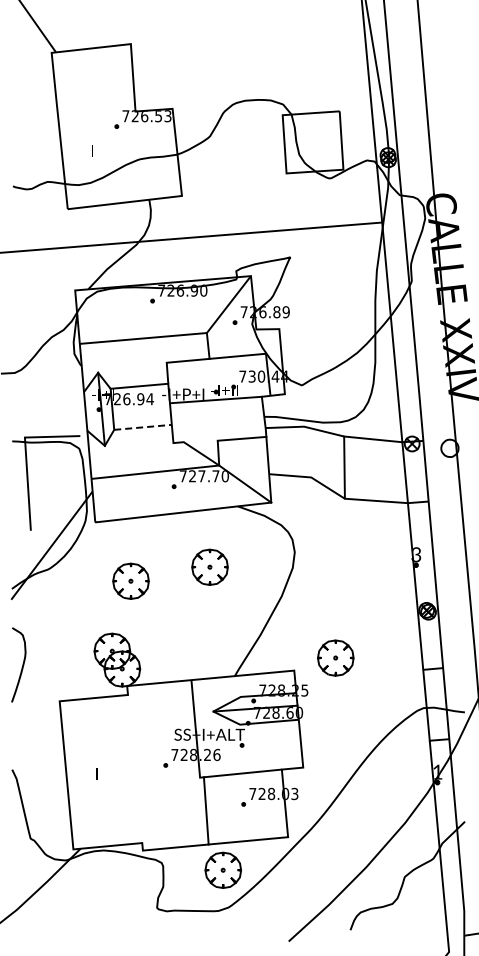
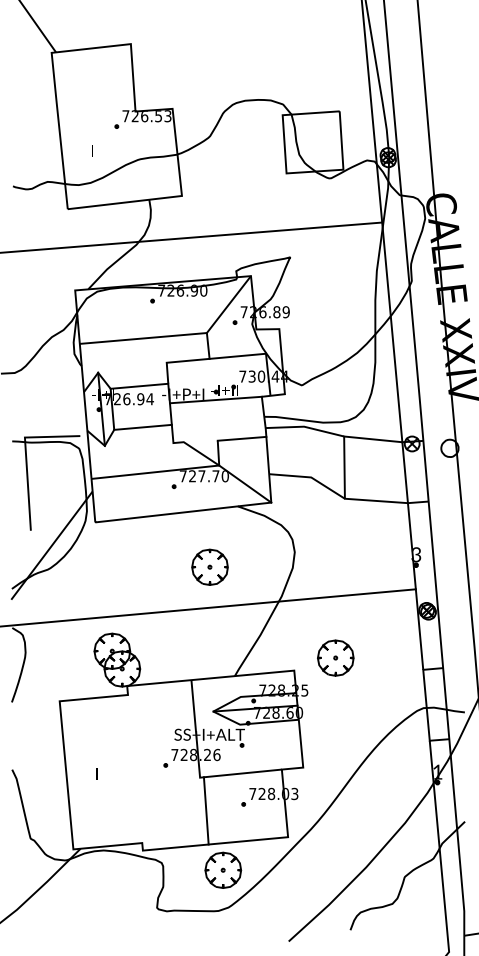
line: dashed -> solid (143, 427)
part: present -> none (130, 580)
line: none -> present (208, 607)
